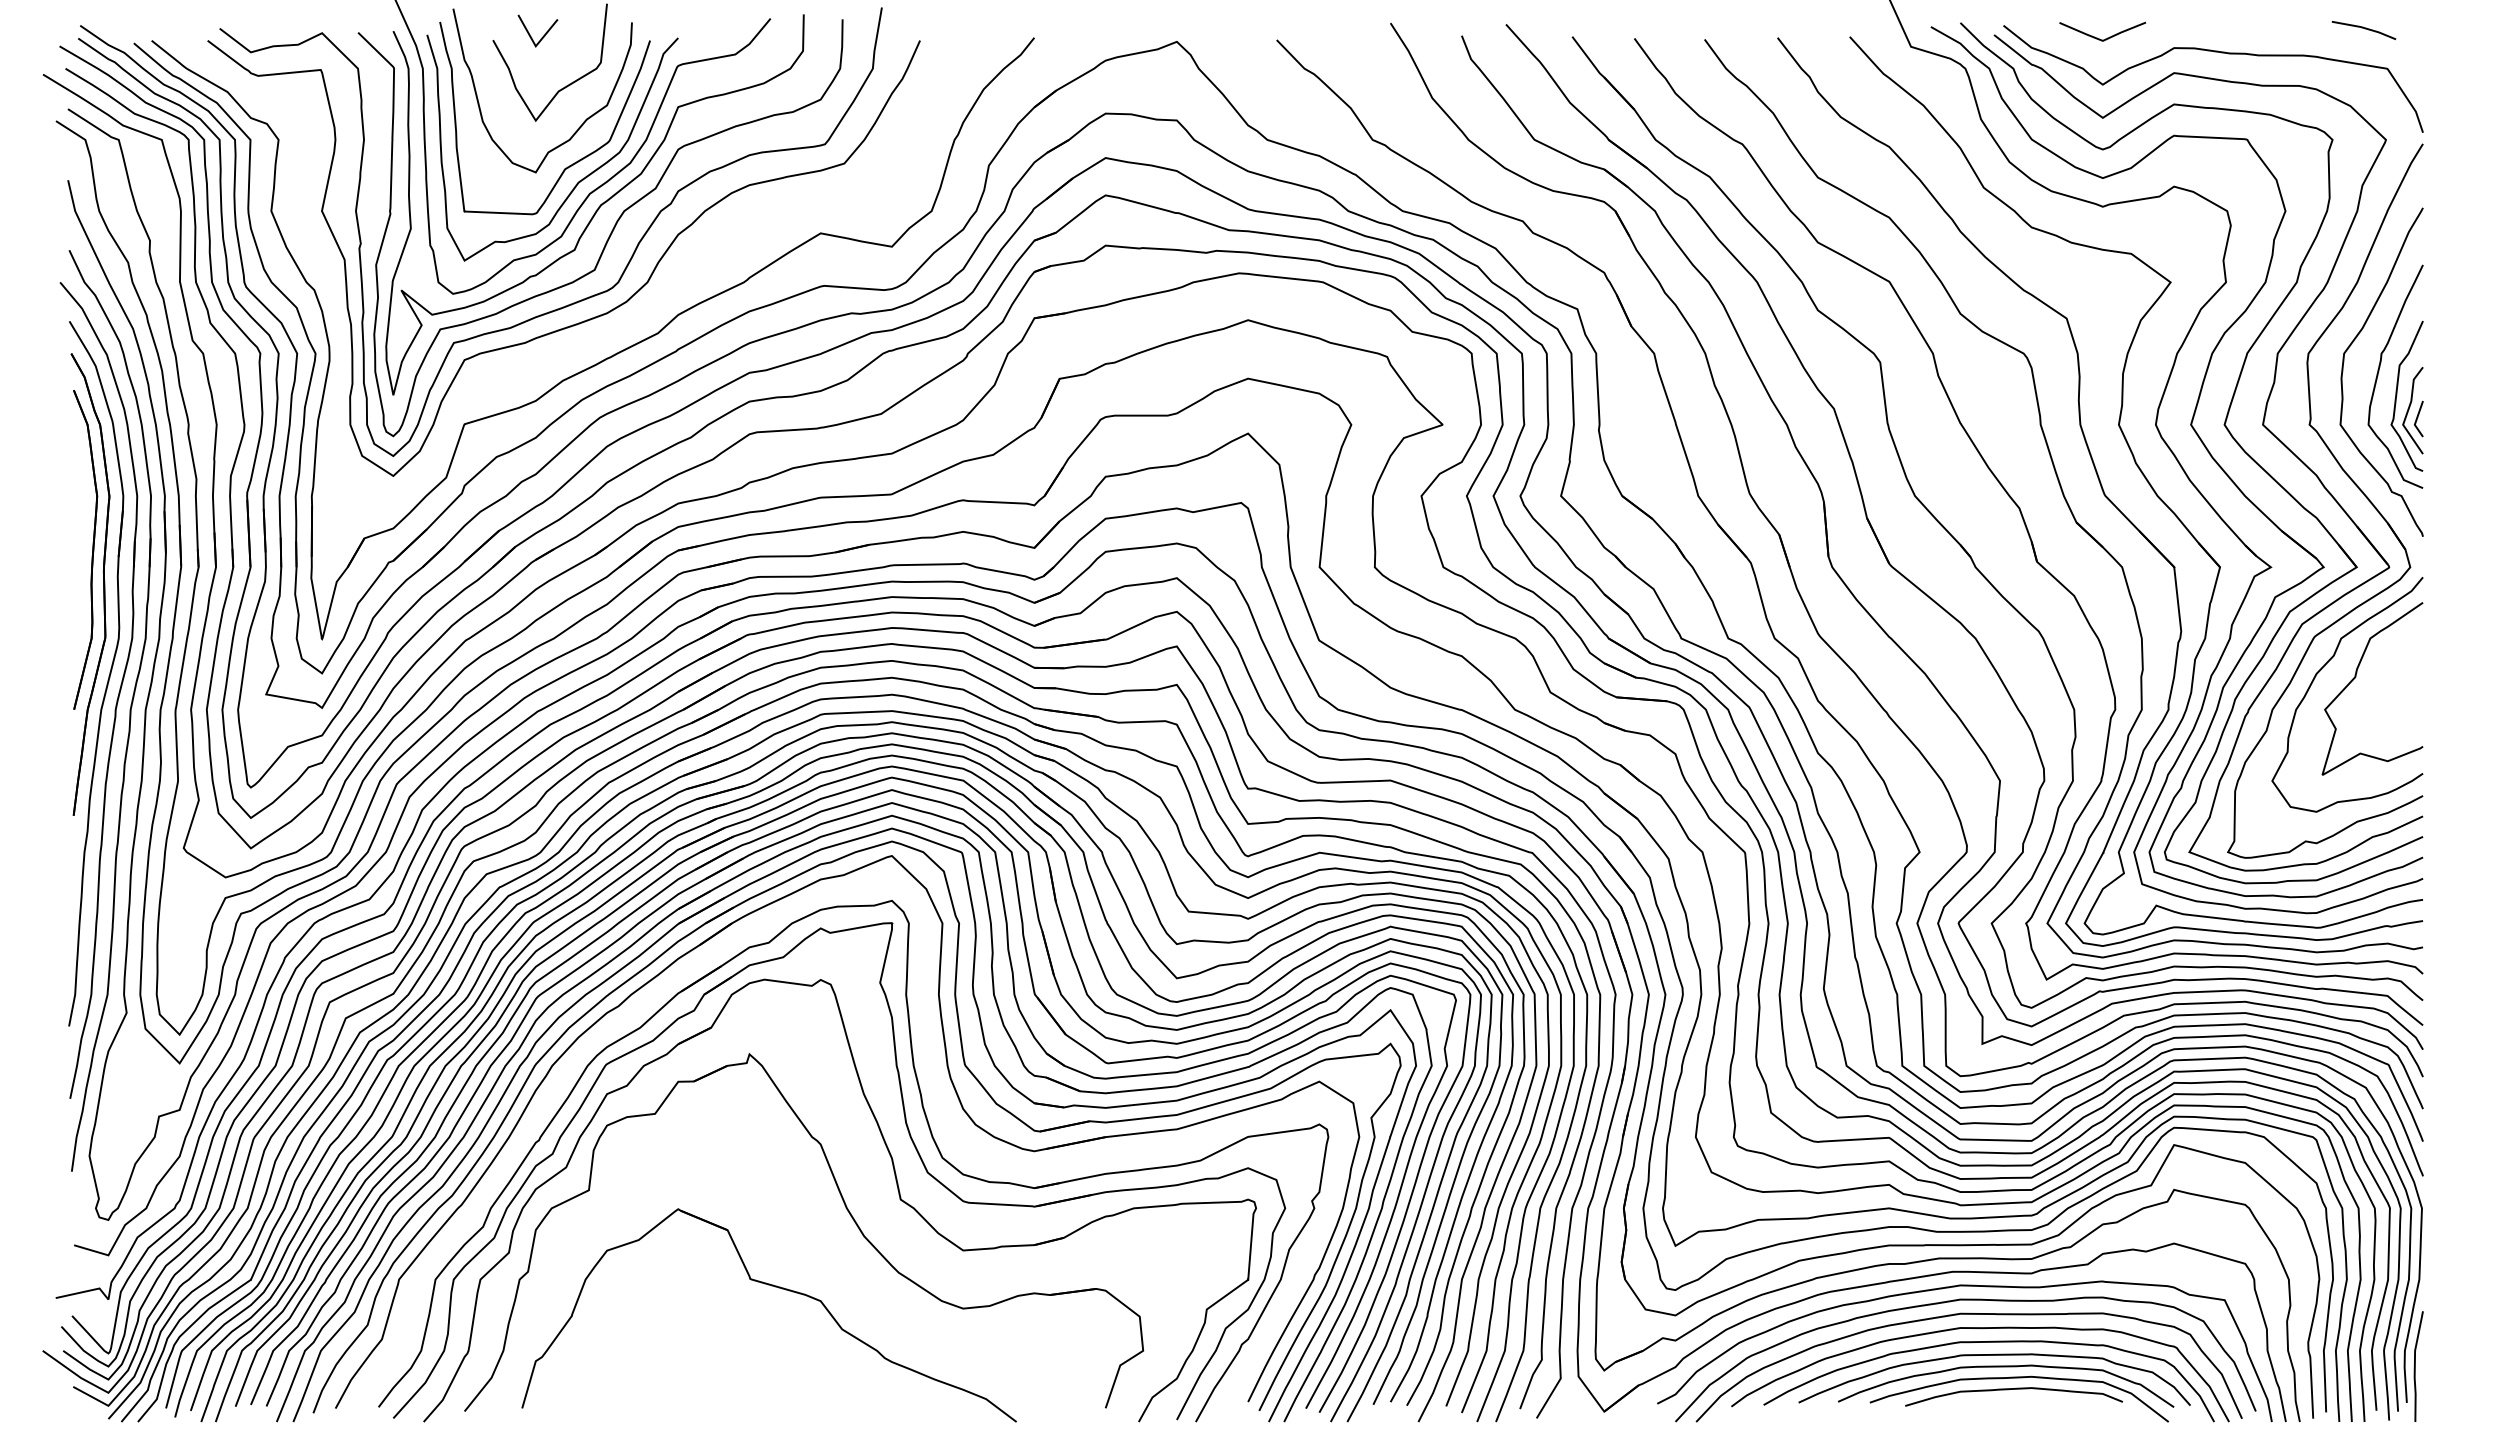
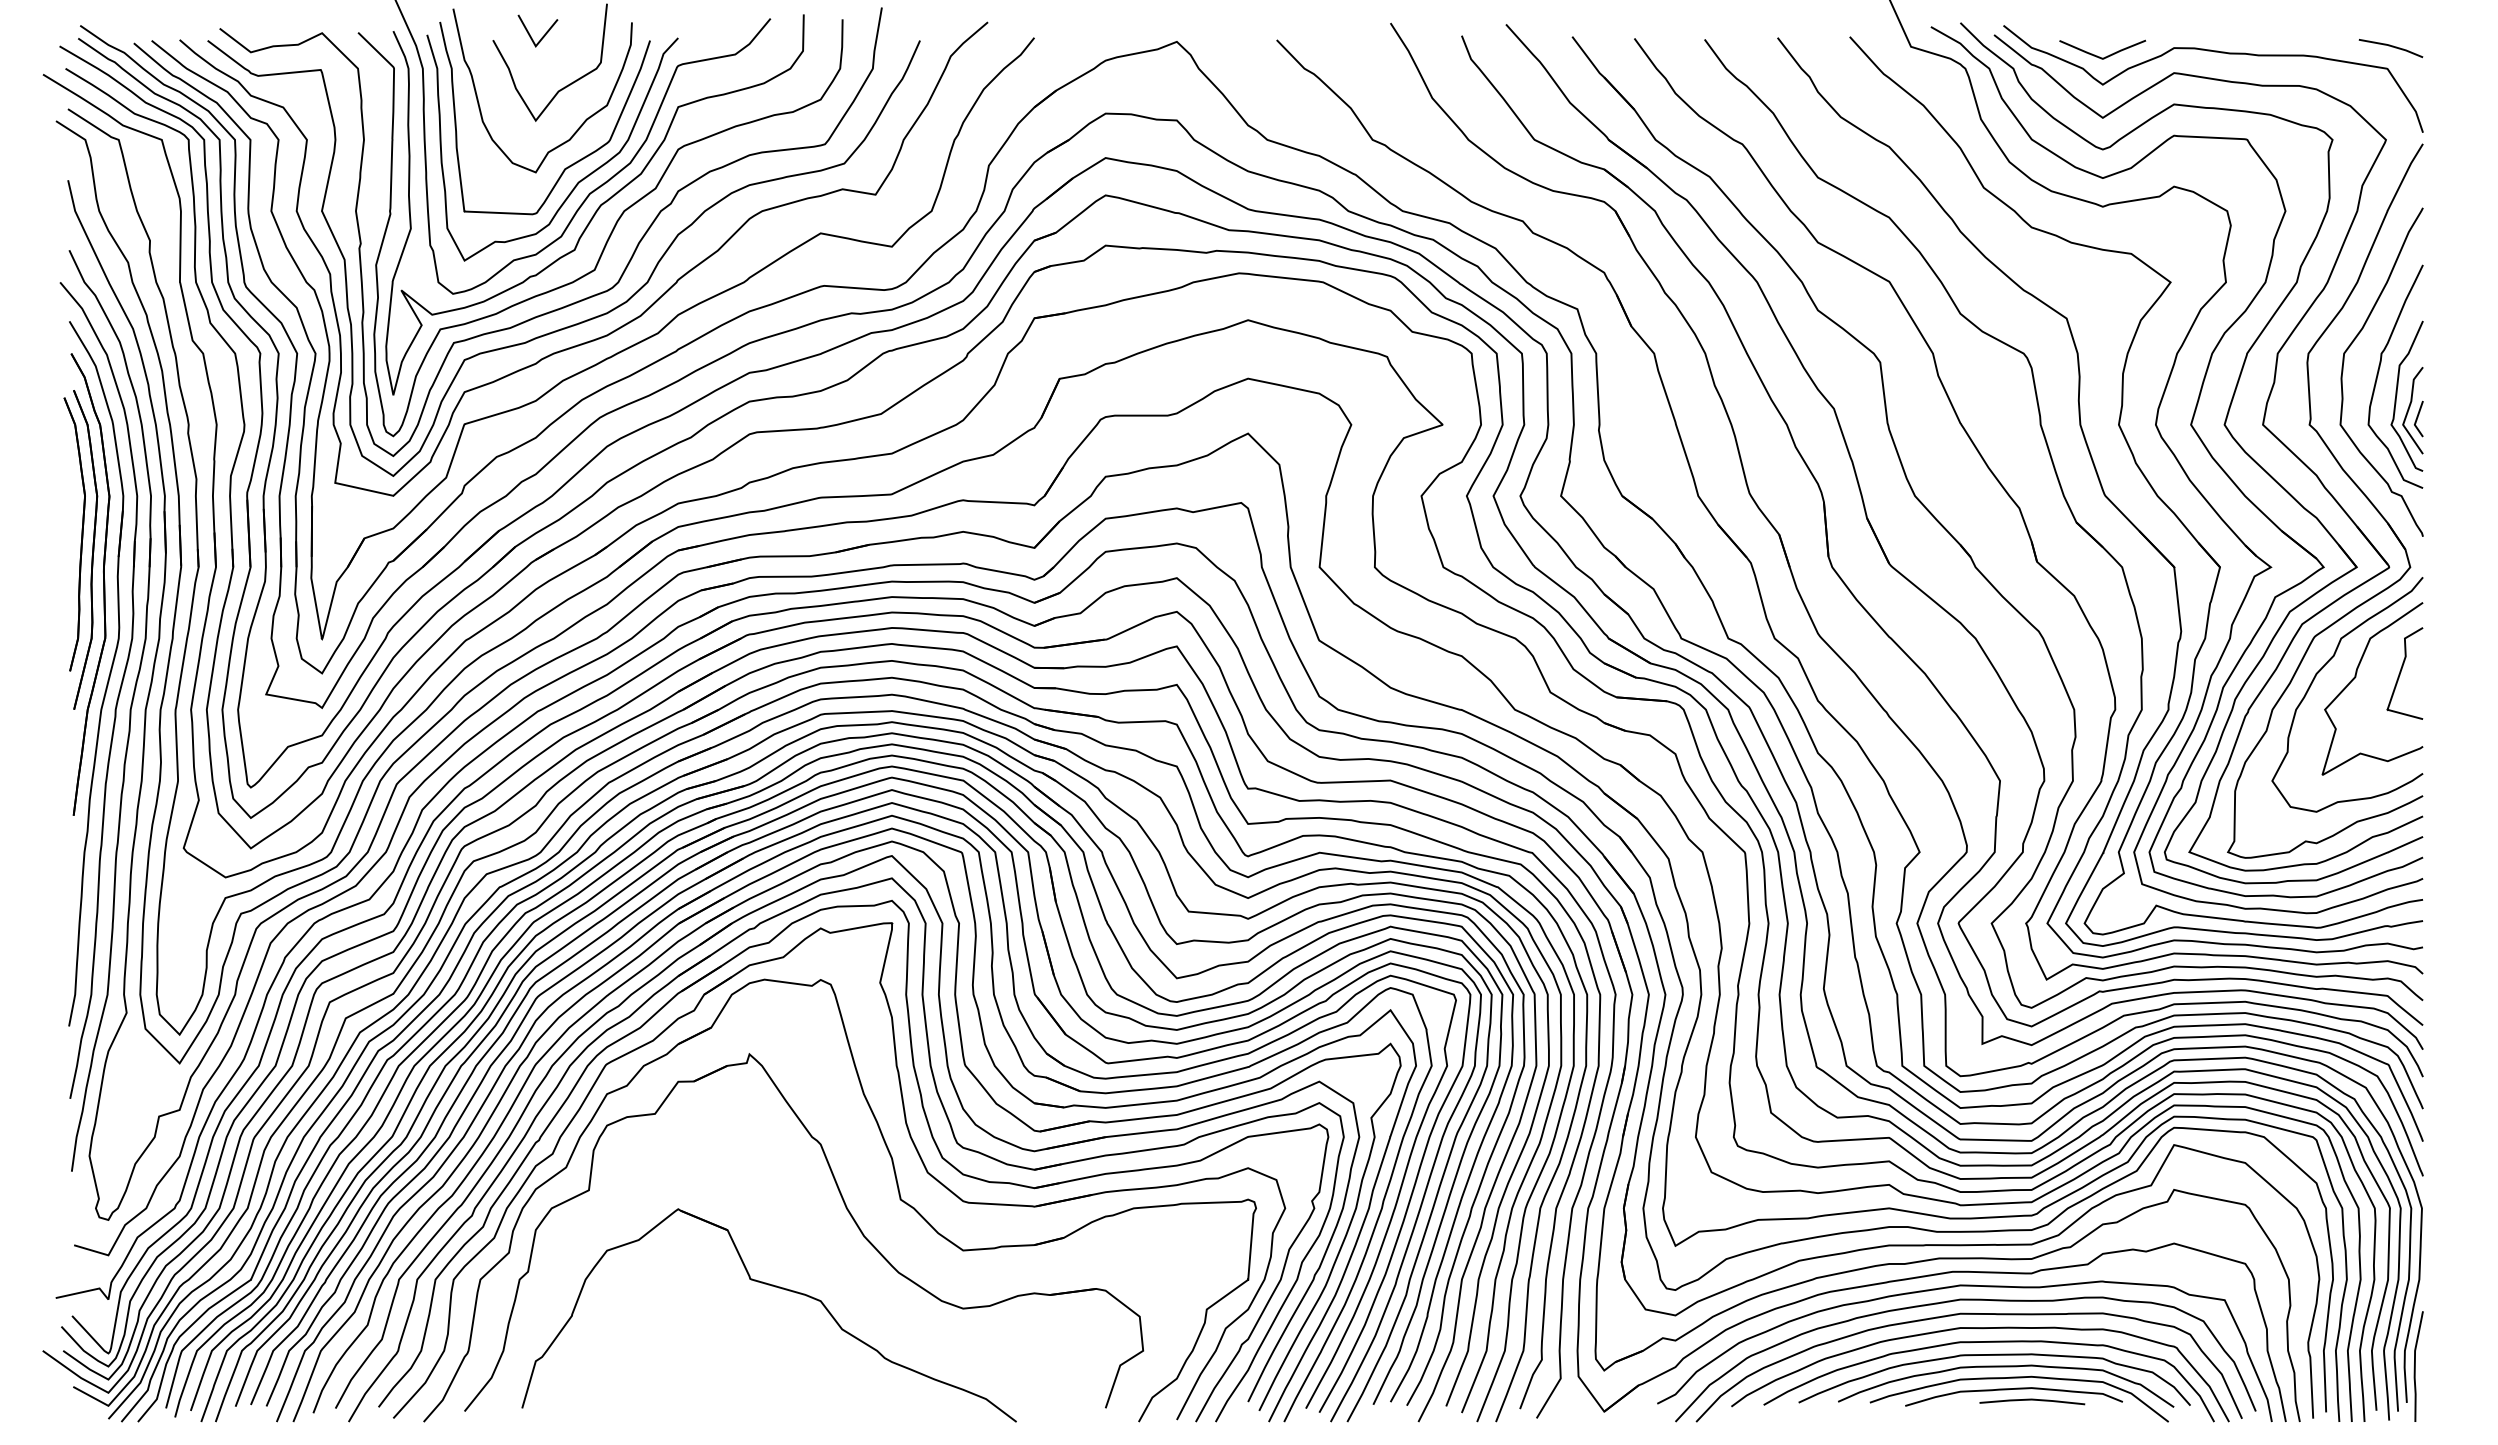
line position: (2364, 29) -> (2391, 47) (2391, 47)
line position: (2099, 38) -> (2099, 56) (2099, 56)
curve: none -> present (623, 324)
part: none -> present (81, 534)
curve: none -> present (2401, 672)
part: none -> present (942, 1108)
line: none -> present (2032, 1400)
